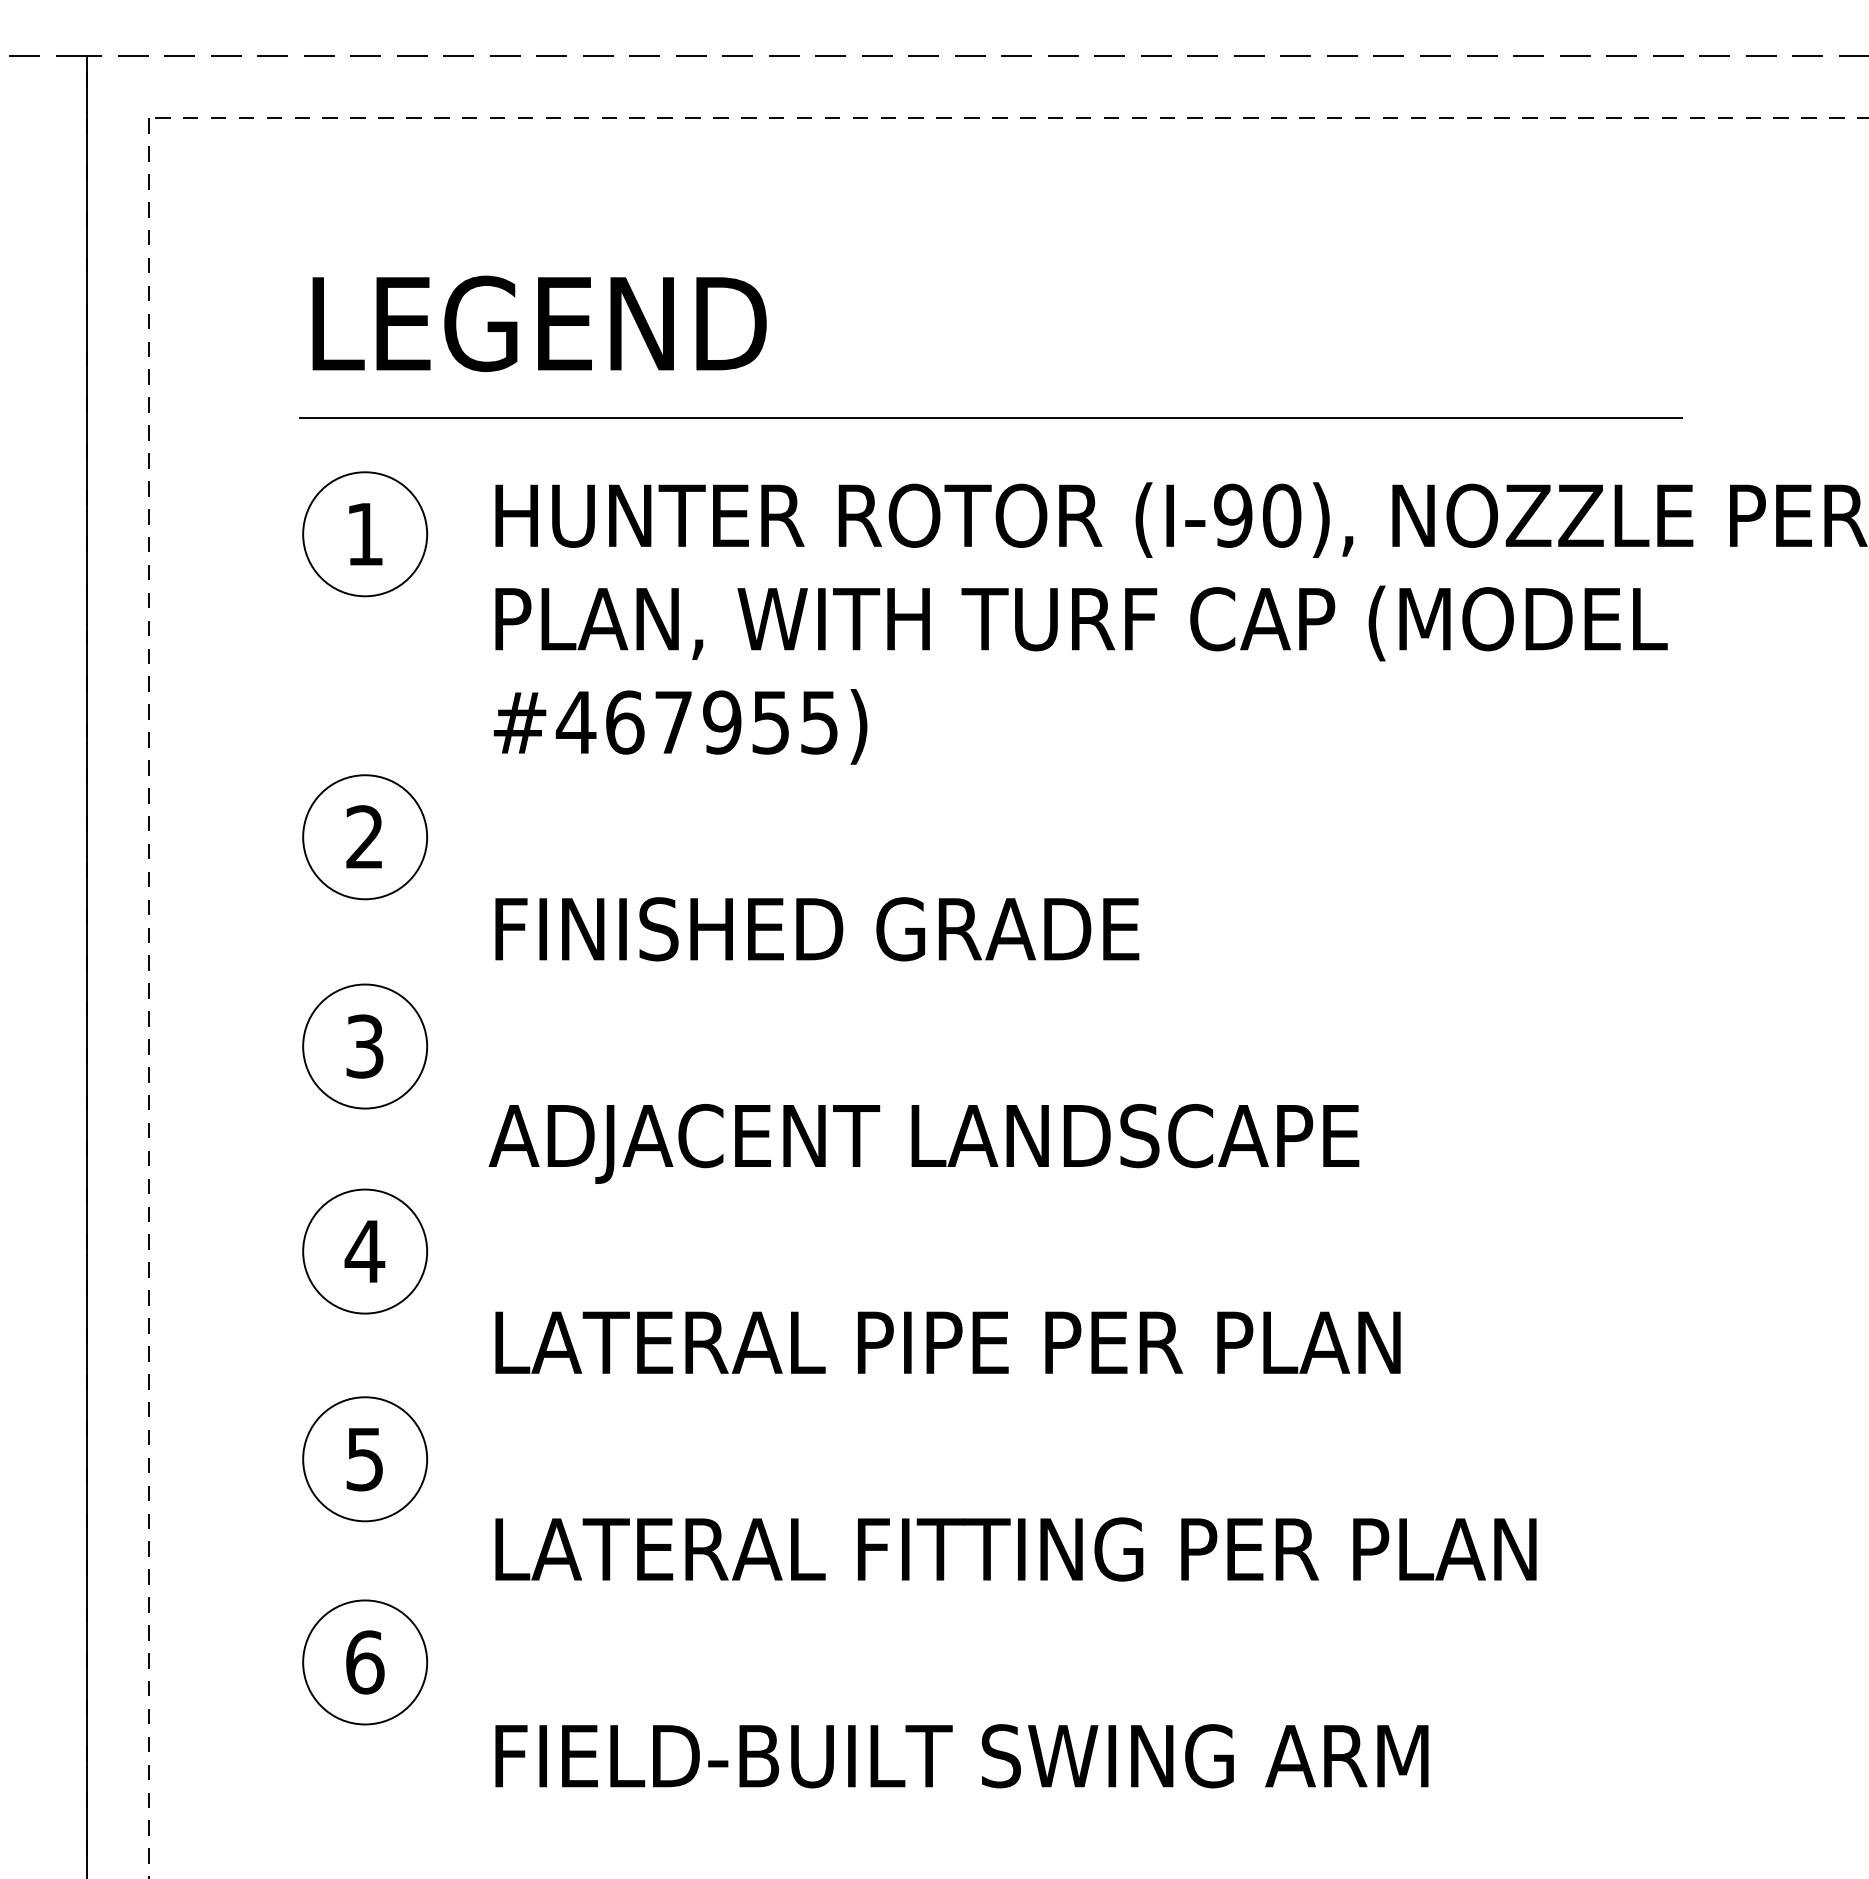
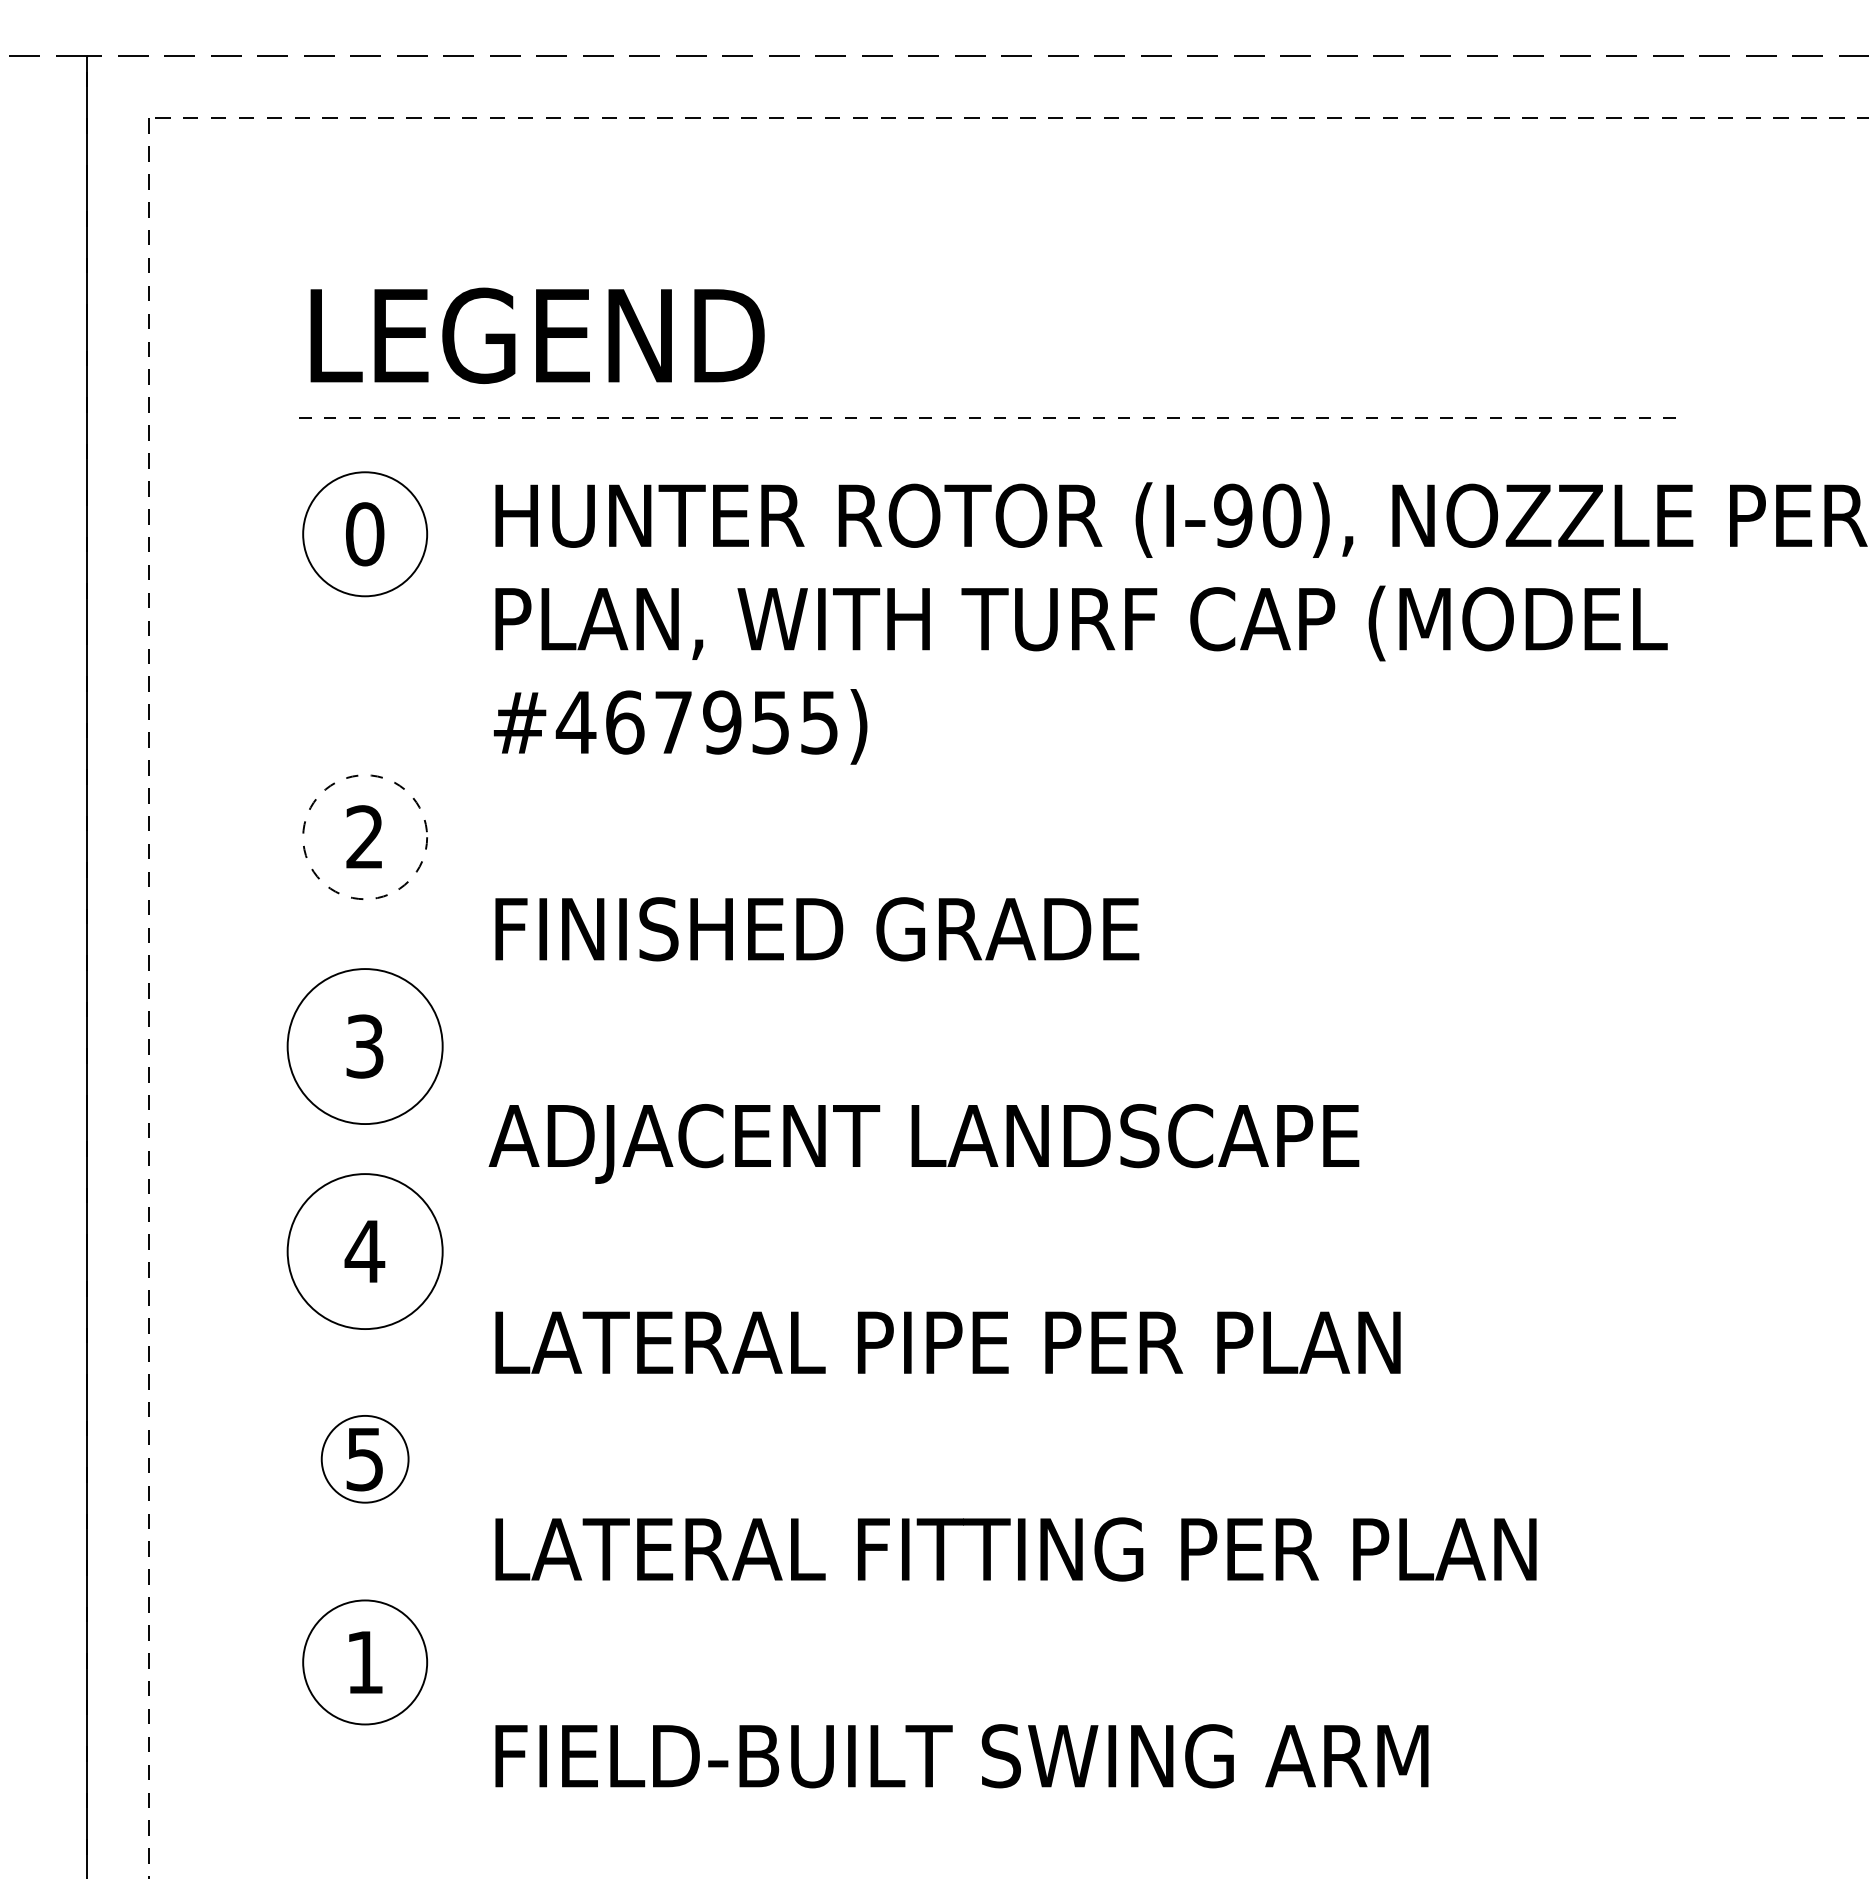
text position: (539, 323) -> (537, 335) (537, 335)
line: solid -> dashed (991, 418)
text: 1 -> 0 (365, 534)
circle: solid -> dashed (365, 837)
circle diameter: 124 px -> 155 px (364, 1046)
circle diameter: 124 px -> 155 px (364, 1251)
circle diameter: 124 px -> 87 px (364, 1458)
text: 6 -> 1 (365, 1662)
